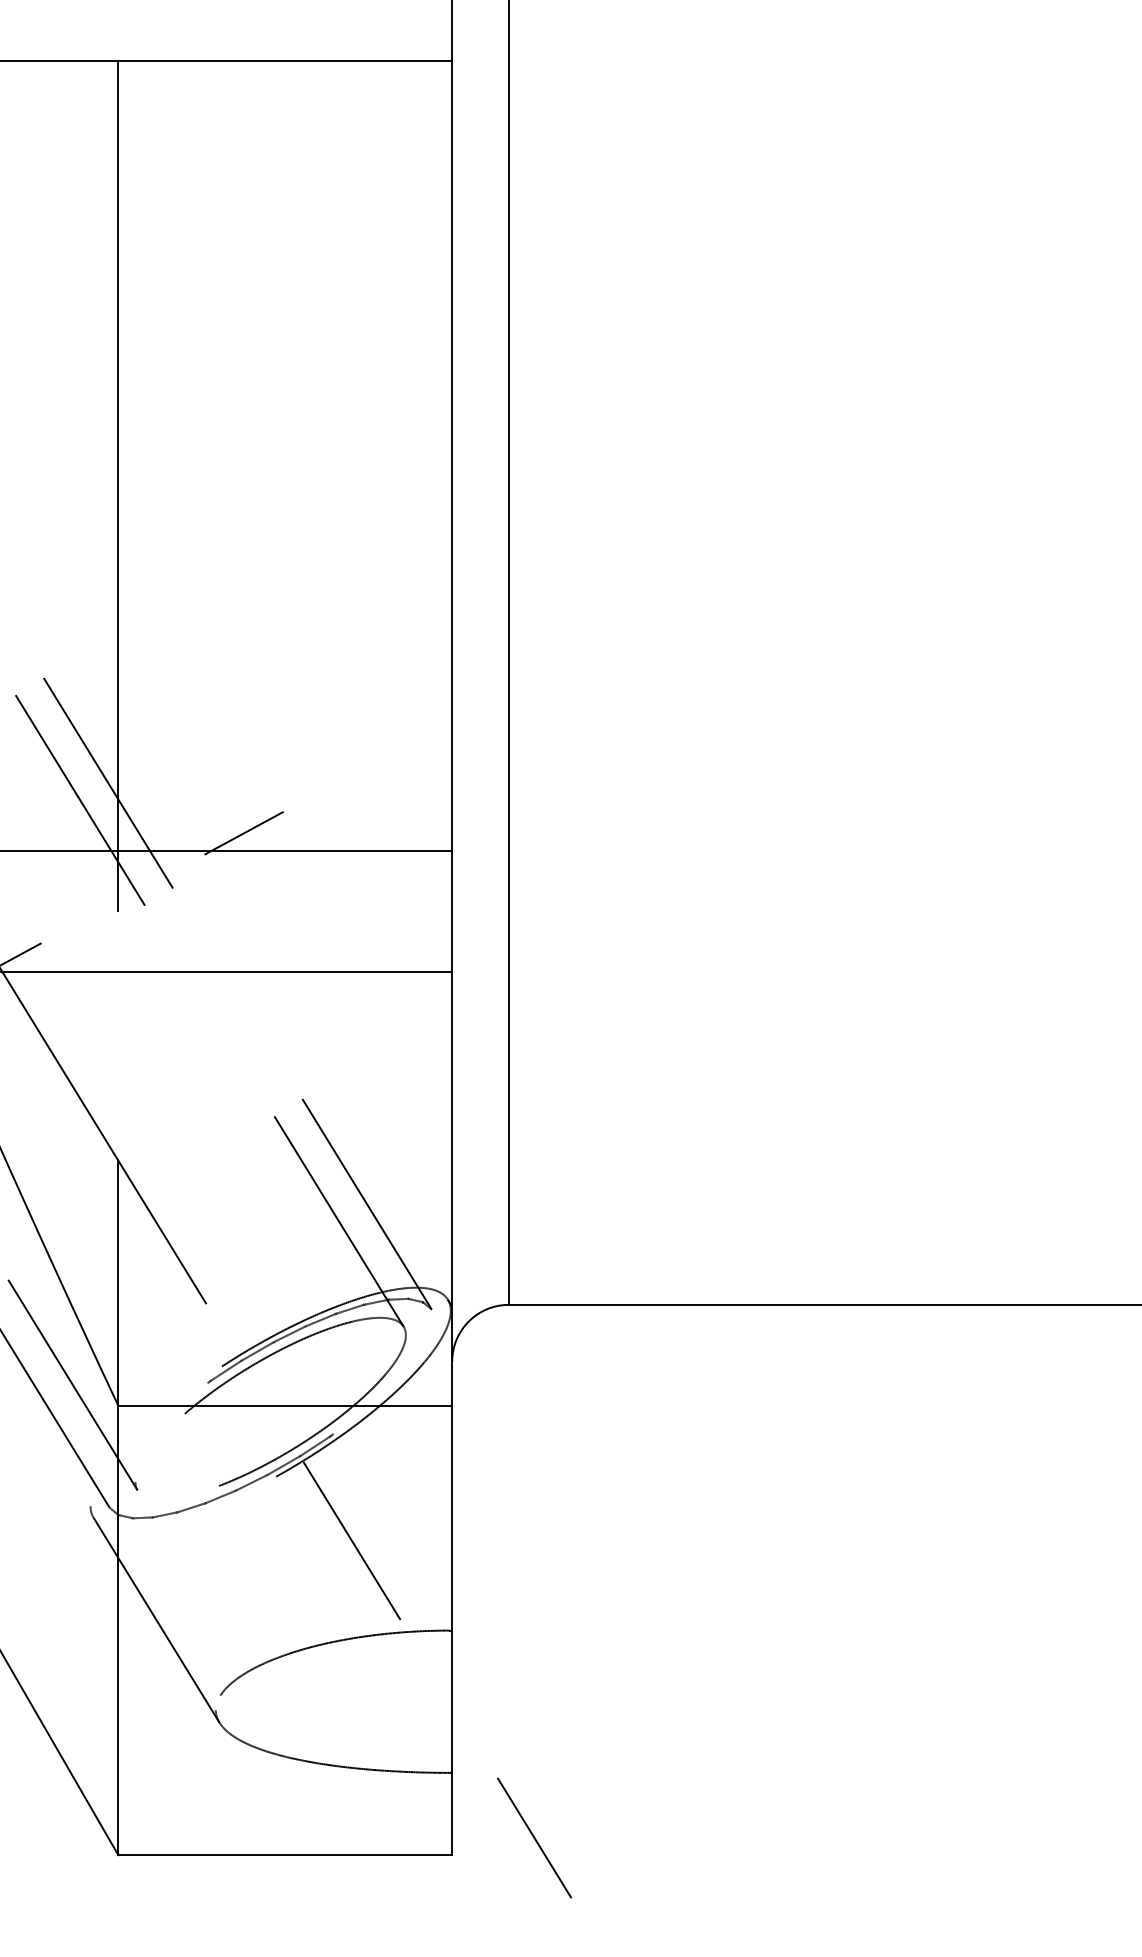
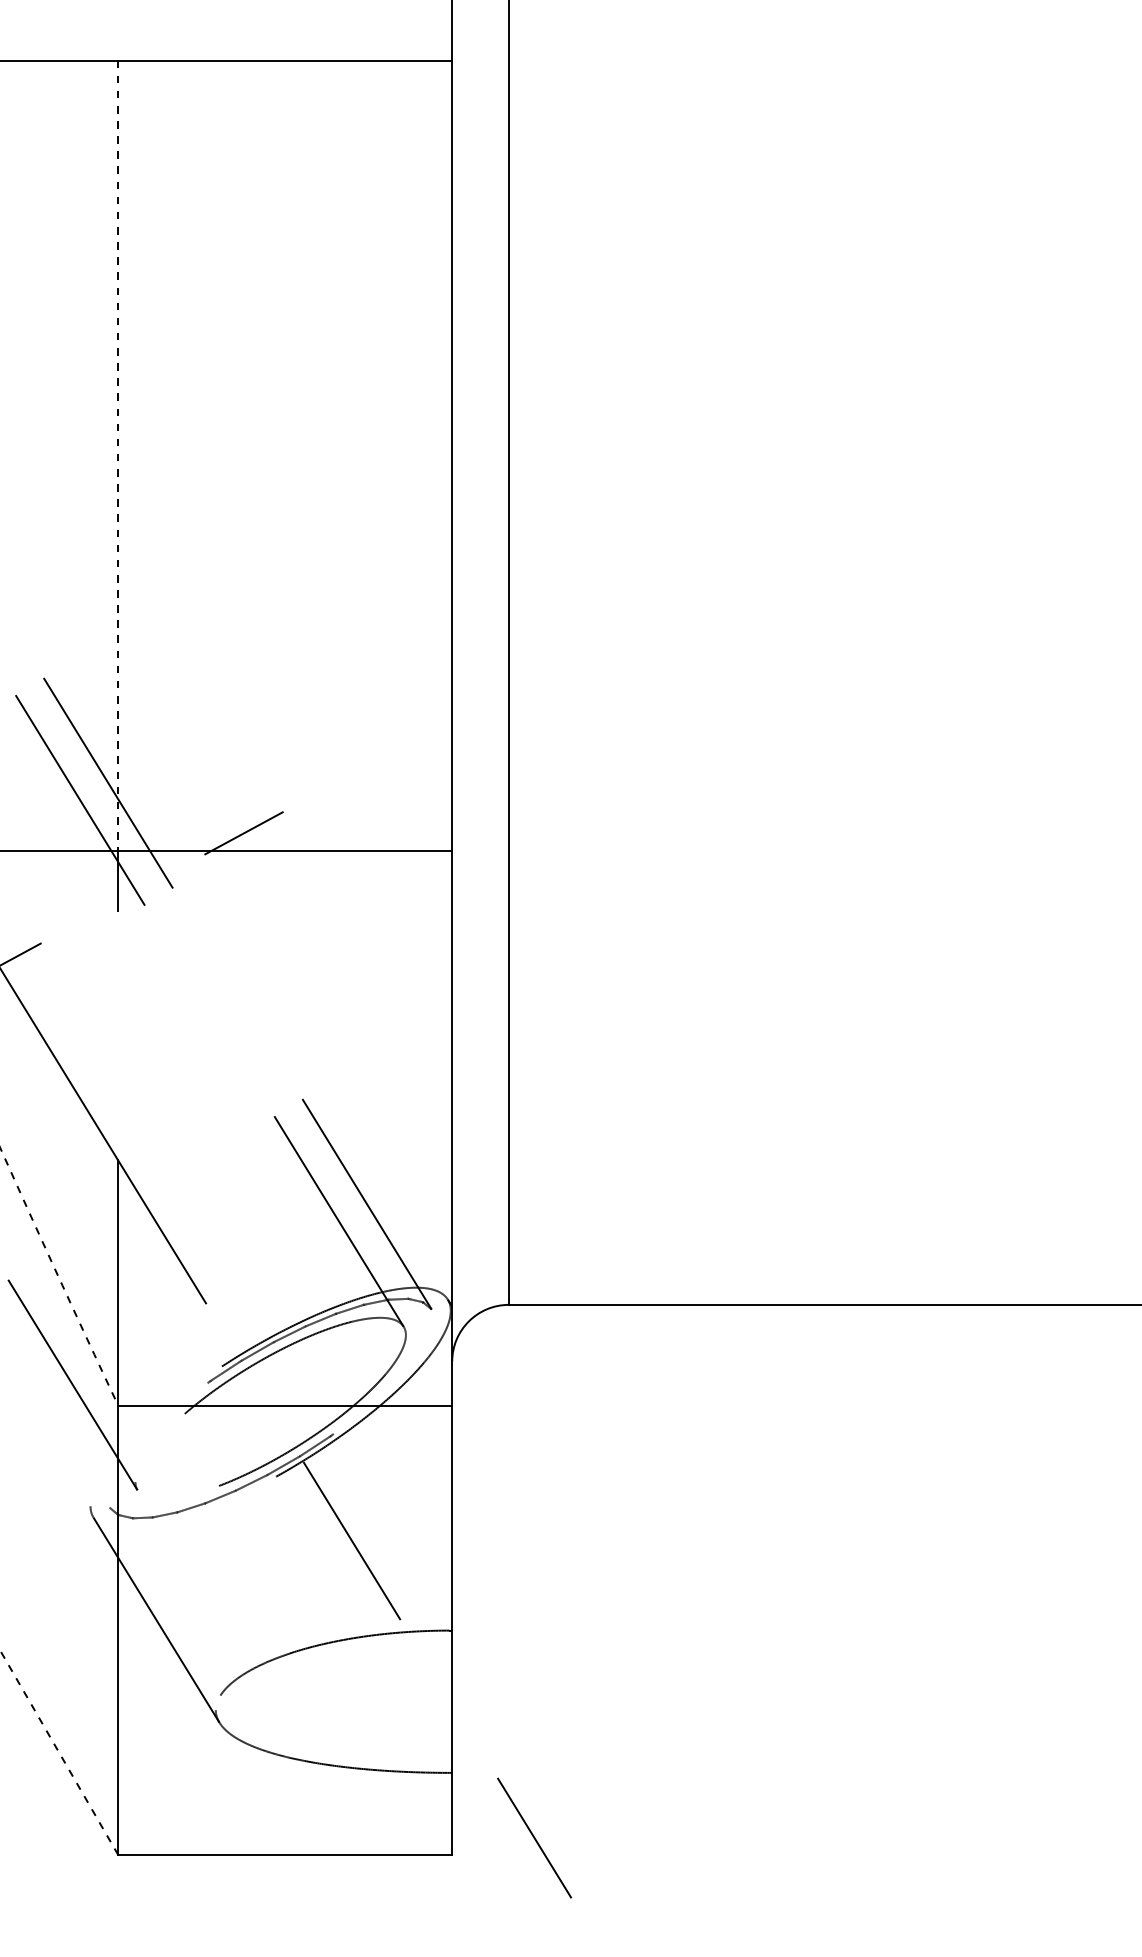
line: solid -> dashed (118, 456)
line: present -> none (227, 972)
arc: solid -> dashed (58, 1276)
line: present -> none (55, 1419)
line: solid -> dashed (59, 1752)
